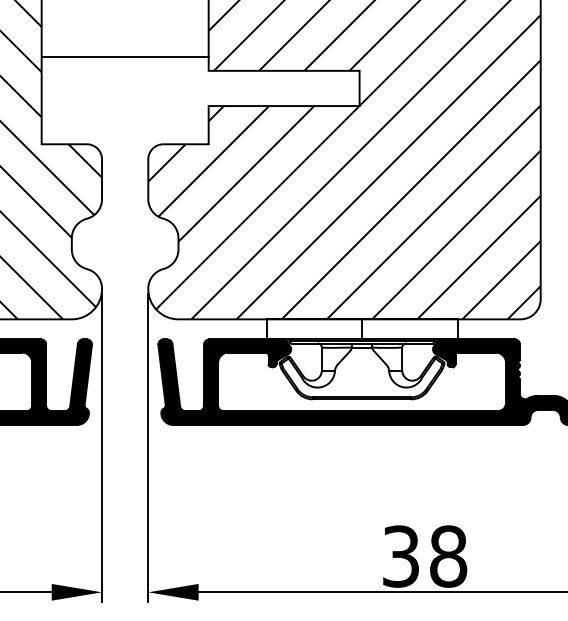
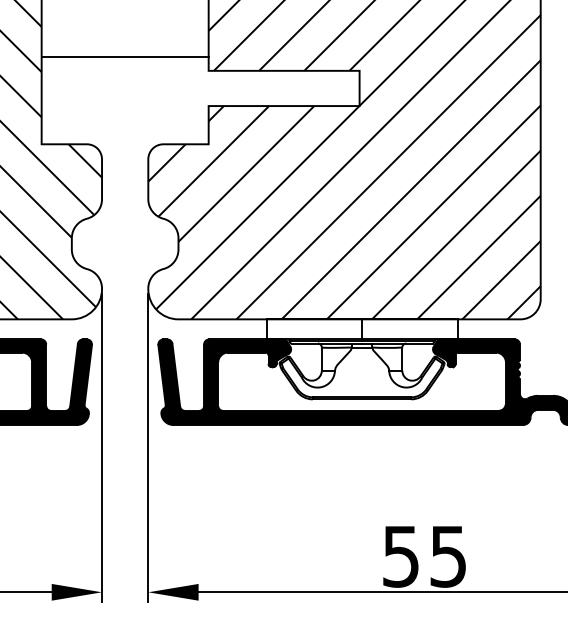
text: 38 -> 55 (425, 556)
